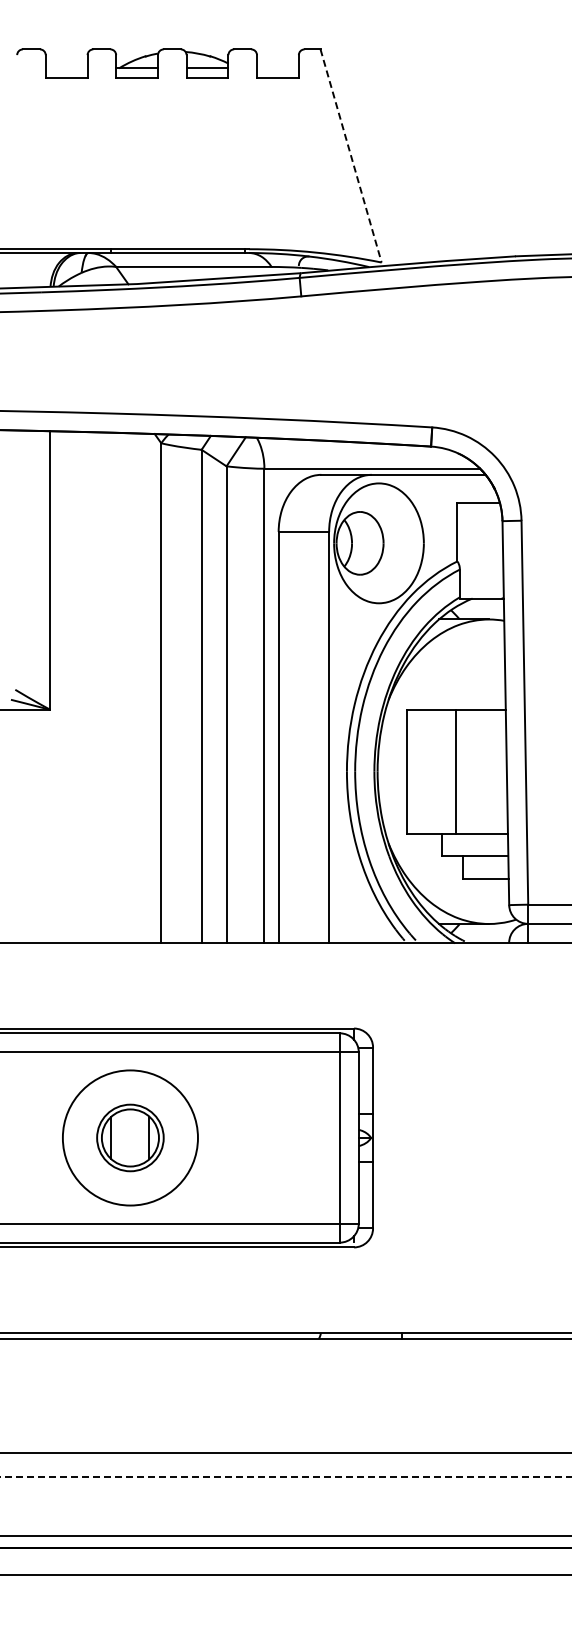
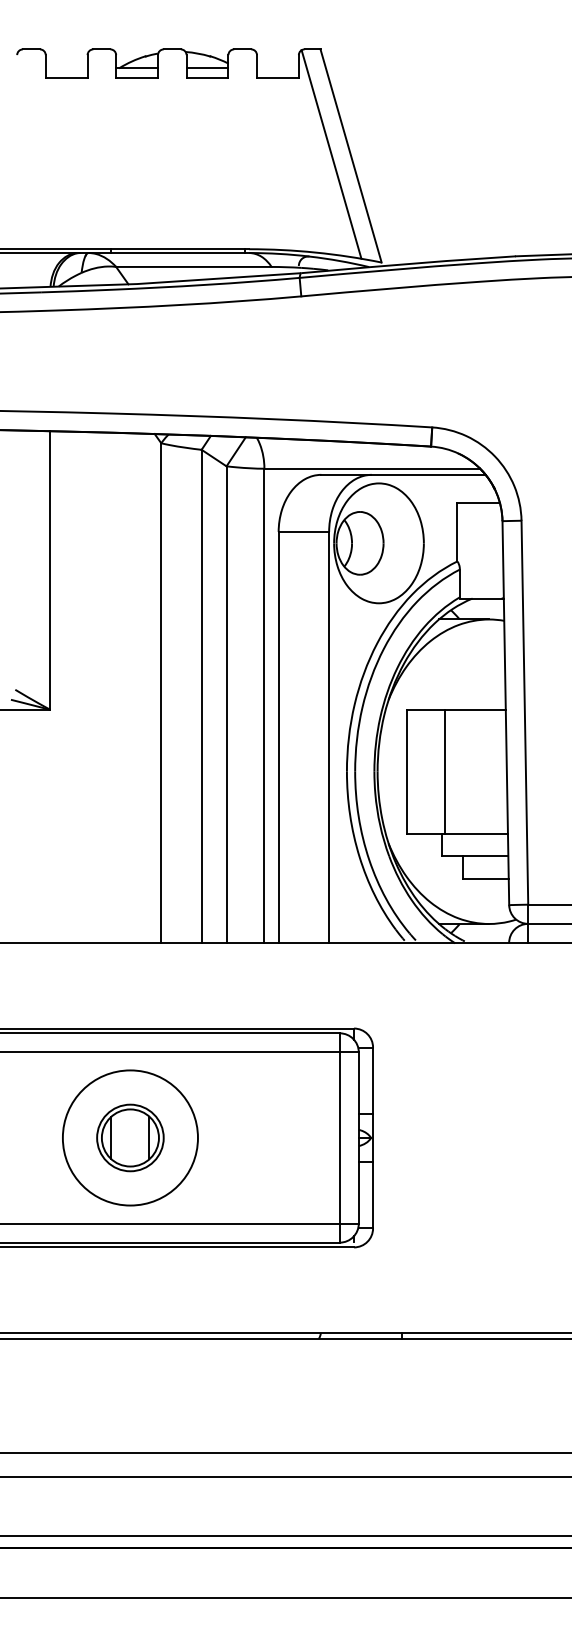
line: none -> present (331, 154)
line: dashed -> solid (351, 155)
line position: (455, 771) -> (444, 771) (444, 771)
line: dashed -> solid (285, 1477)
line position: (285, 1574) -> (285, 1597) (285, 1597)
